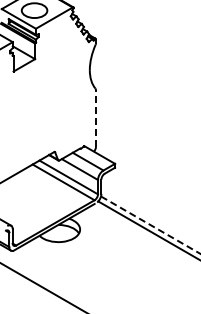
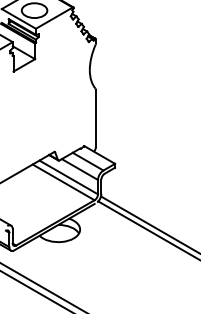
line: dashed -> solid (95, 118)
line: dashed -> solid (151, 225)
line: none -> present (35, 290)
